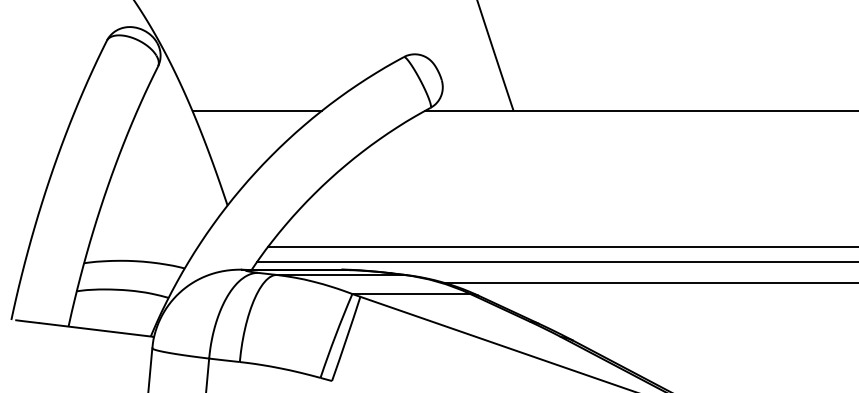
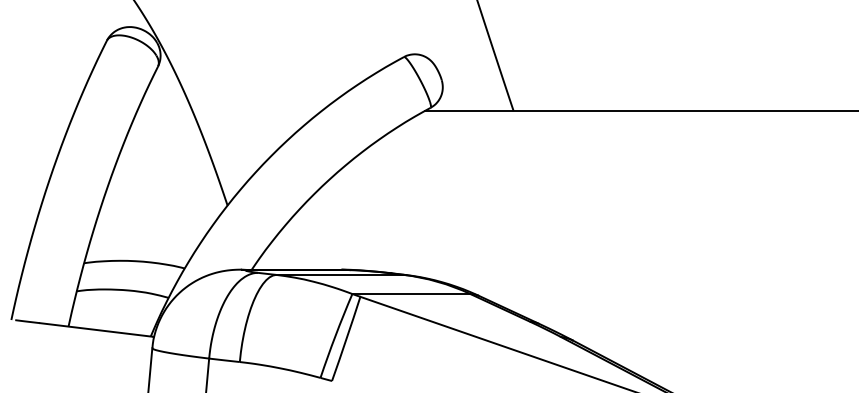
line: present -> none (256, 111)
line: present -> none (561, 246)
line: present -> none (556, 261)
line: present -> none (649, 282)
